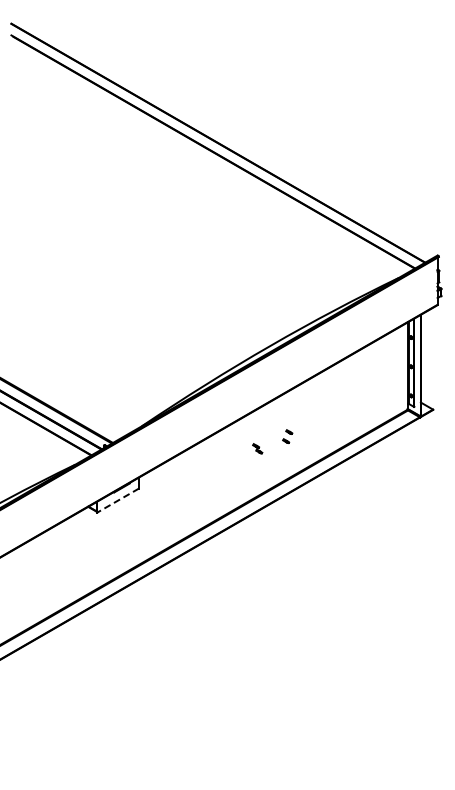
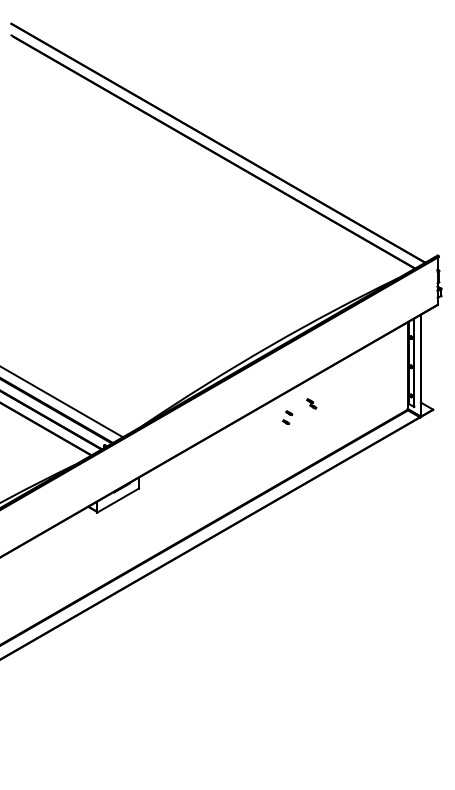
line: none -> present (62, 402)
part position: (287, 436) -> (287, 417) (287, 417)
part position: (257, 448) -> (311, 403) (311, 403)
line: dashed -> solid (117, 500)
